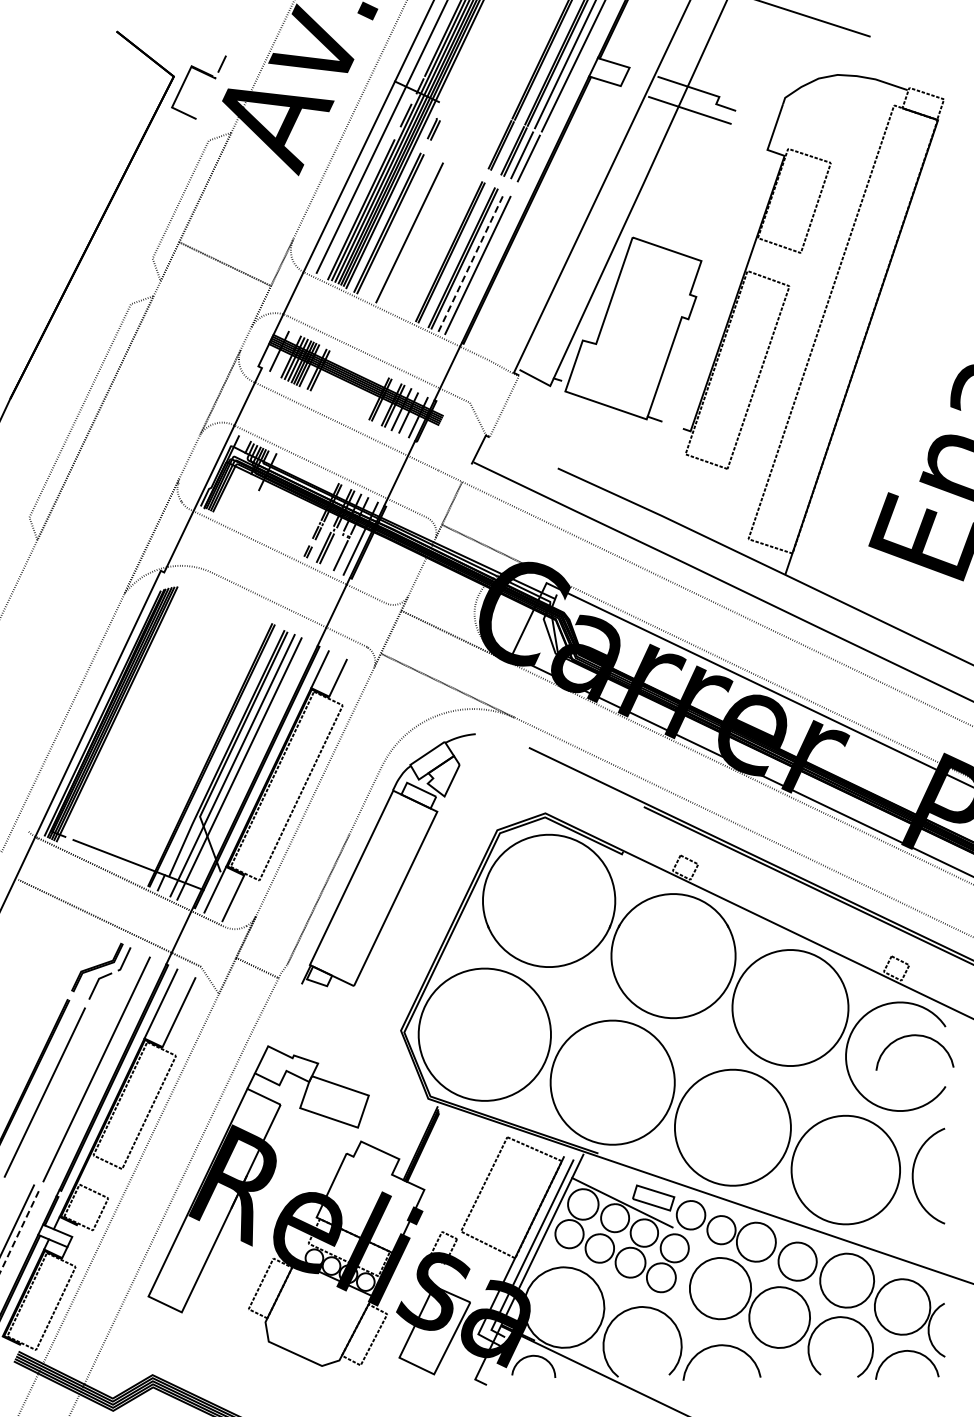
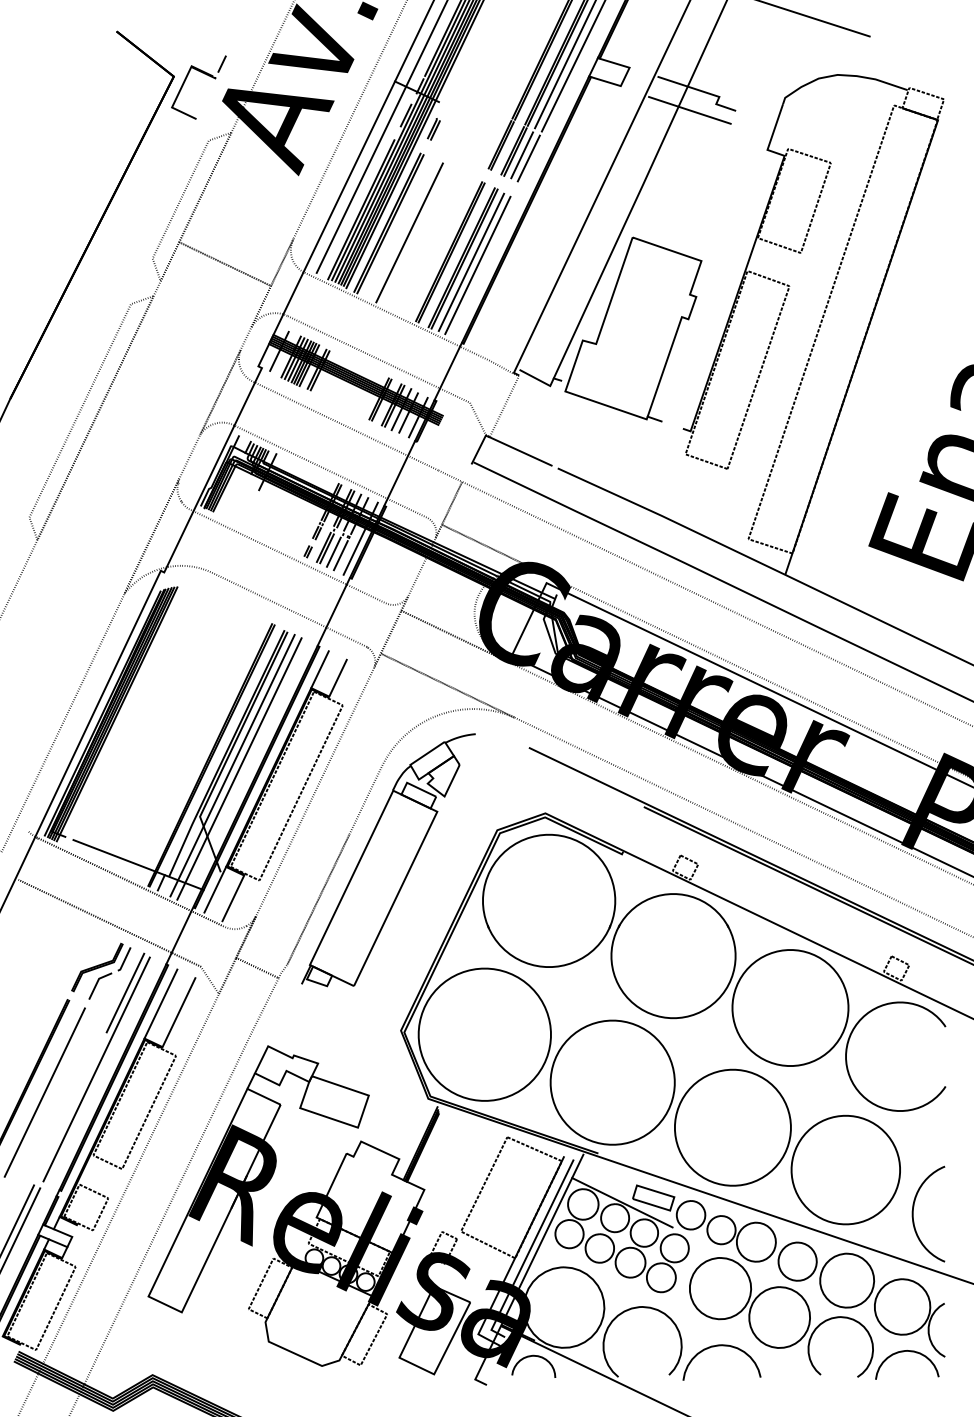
line: dashed -> solid (471, 261)
line: none -> present (520, 451)
line: none -> present (333, 551)
line: none -> present (125, 992)
curve: present -> none (914, 1036)
curve position: (913, 1175) -> (913, 1213) (913, 1213)
line: dashed -> solid (20, 1229)
